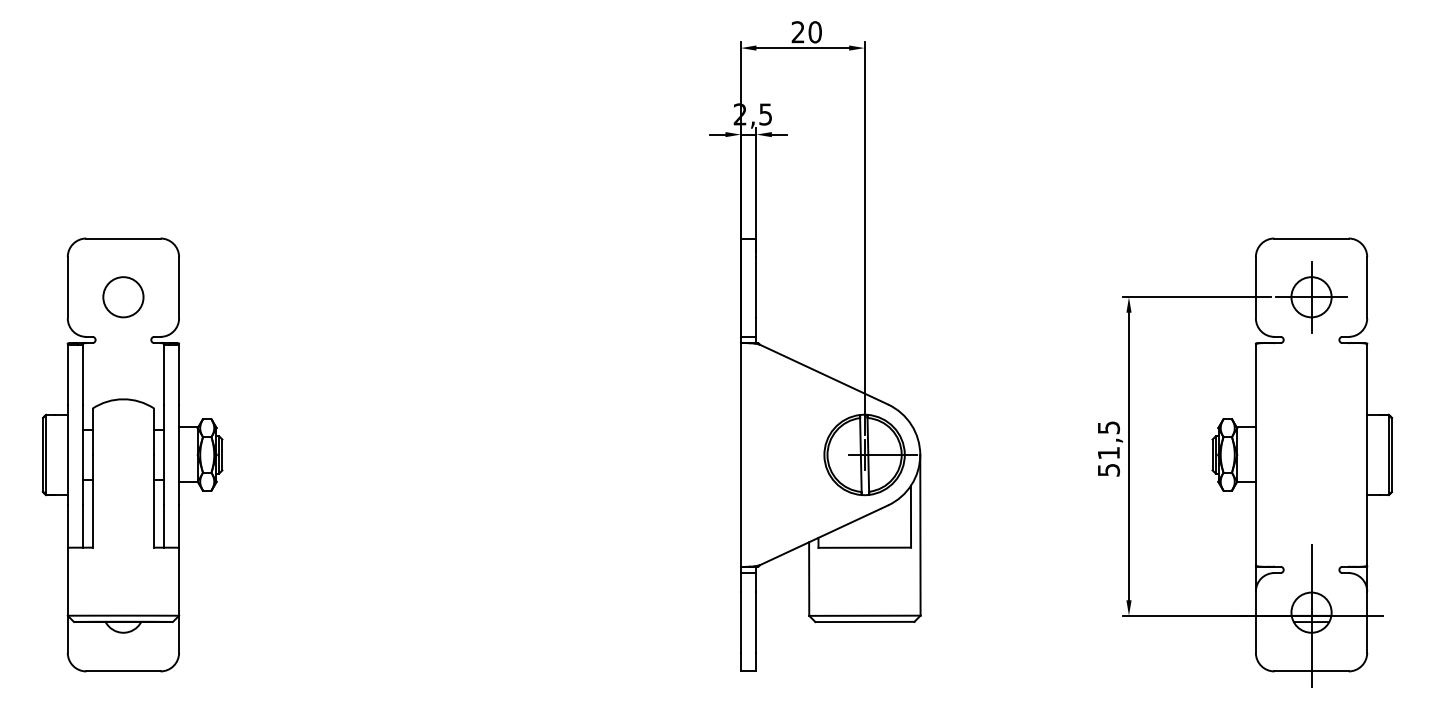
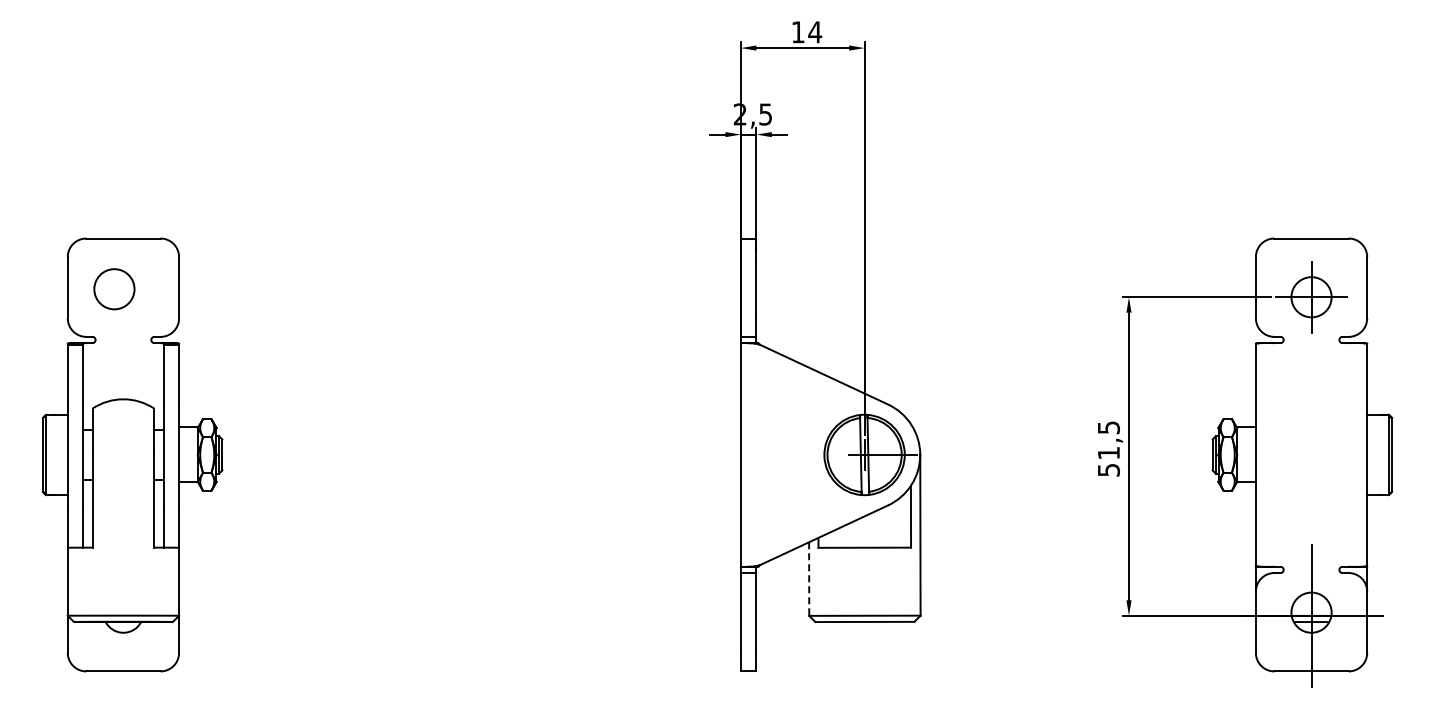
text: 20 -> 14 (806, 32)
circle position: (123, 297) -> (114, 289) (114, 289)
line: solid -> dashed (809, 579)
